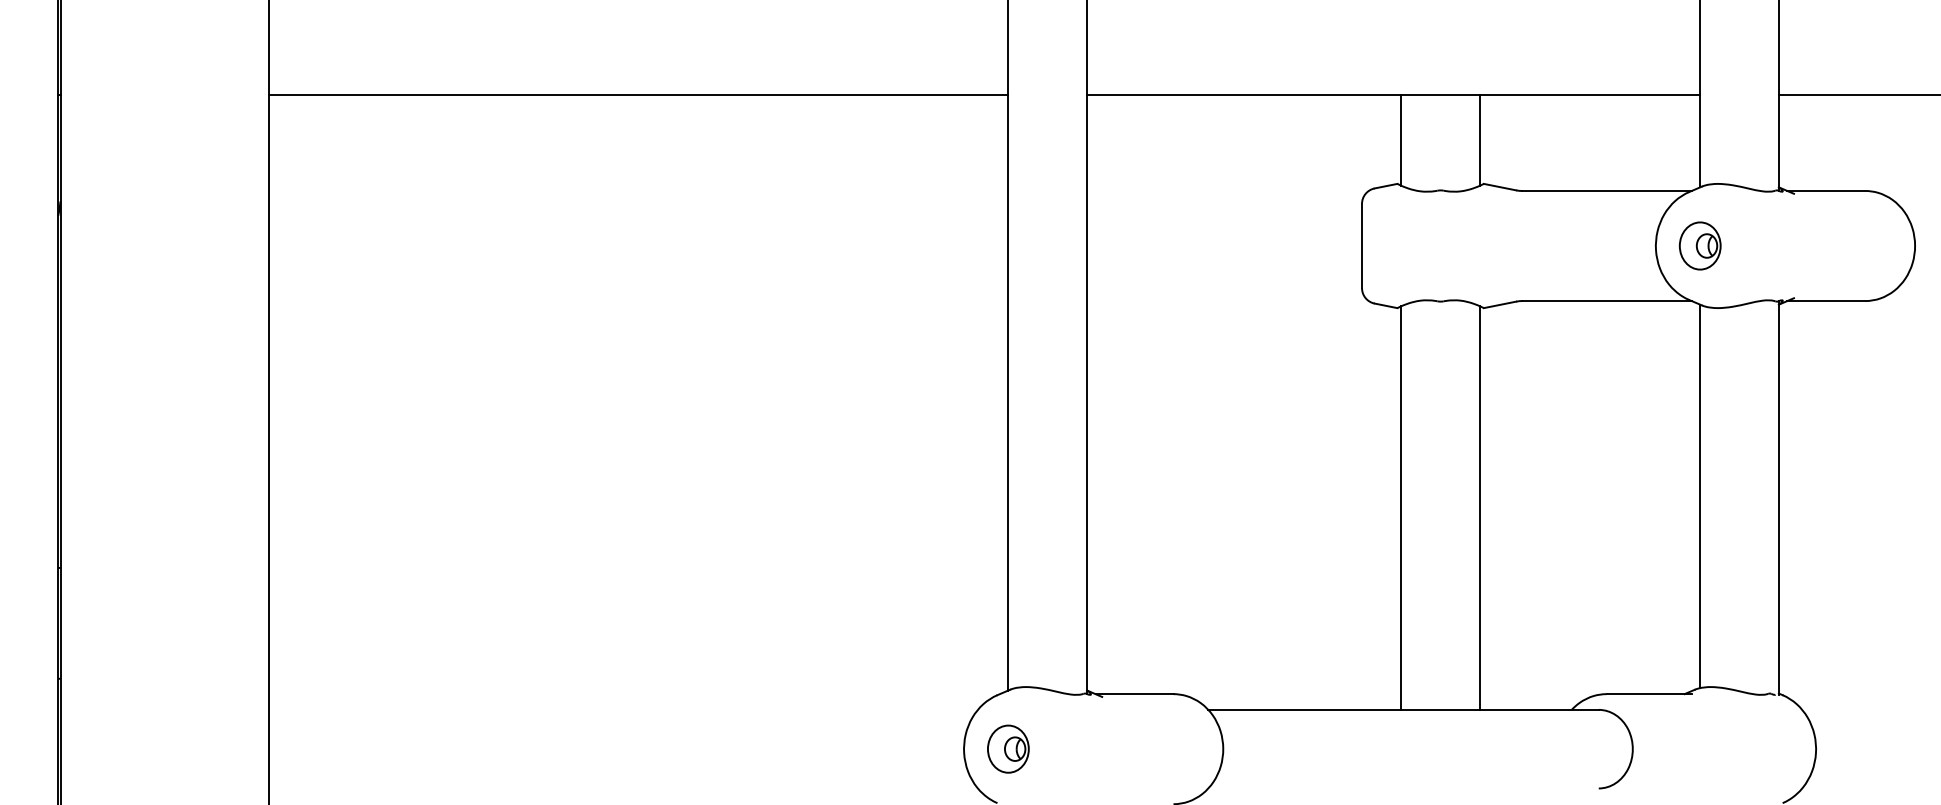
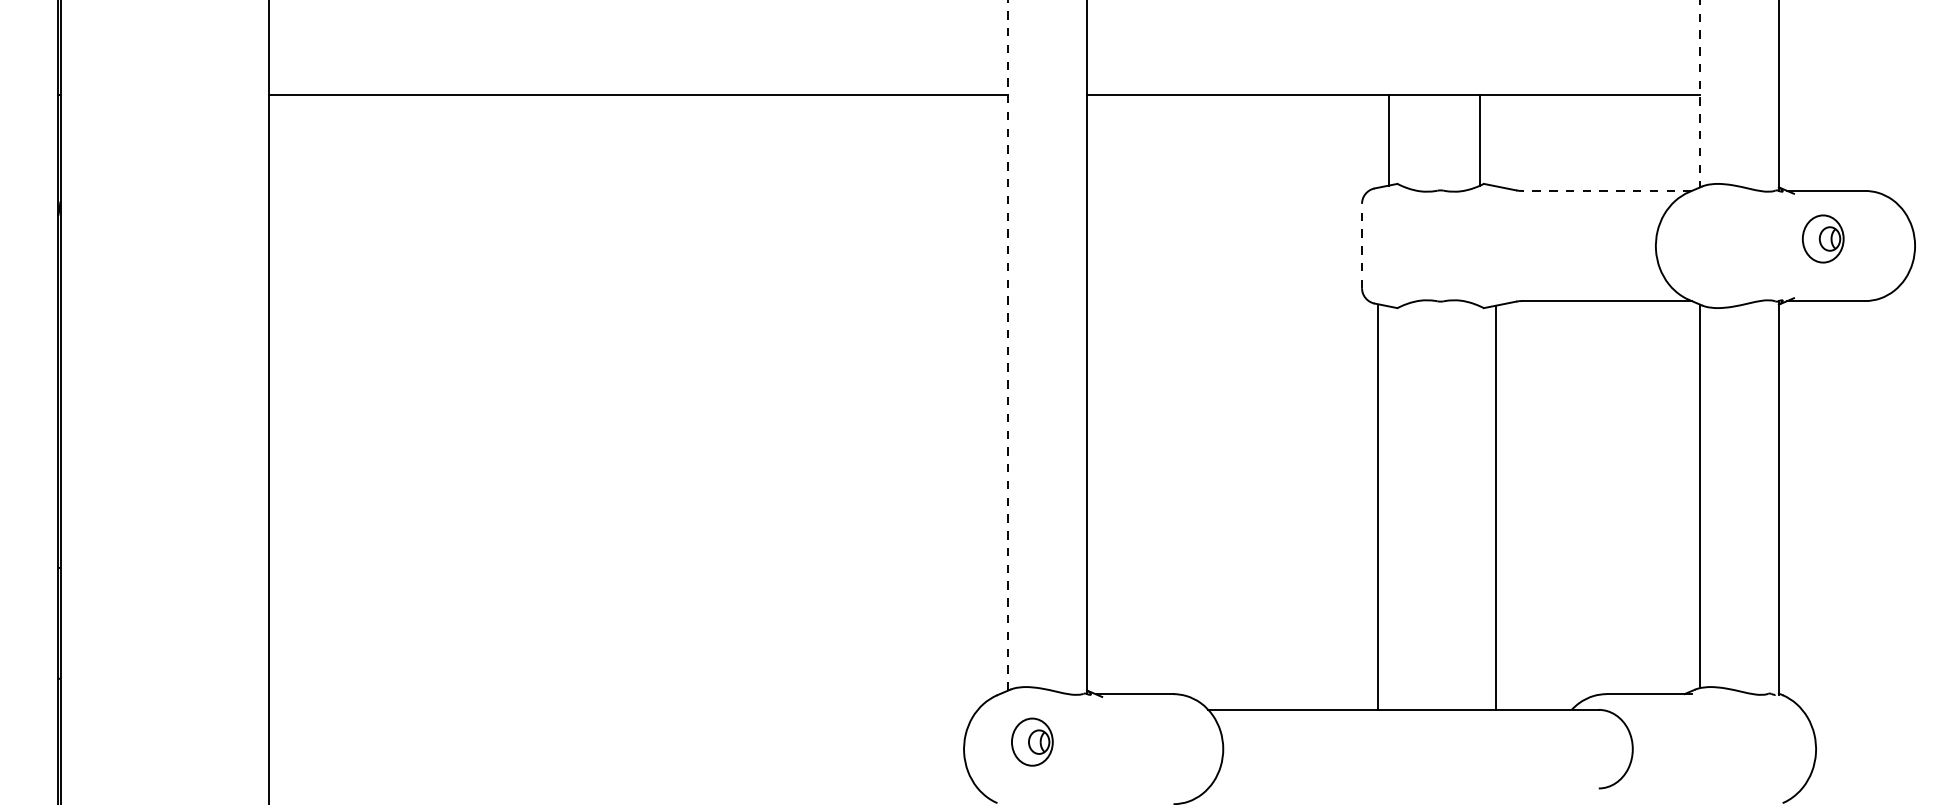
line: solid -> dashed (1700, 94)
line: present -> none (1857, 95)
line position: (1401, 140) -> (1389, 140) (1389, 140)
line: solid -> dashed (1607, 190)
line: solid -> dashed (1362, 245)
part position: (1699, 245) -> (1822, 238) (1822, 238)
line: solid -> dashed (1008, 344)
line position: (1401, 507) -> (1378, 507) (1378, 507)
line position: (1479, 507) -> (1495, 507) (1495, 507)
part position: (1008, 748) -> (1032, 741) (1032, 741)
